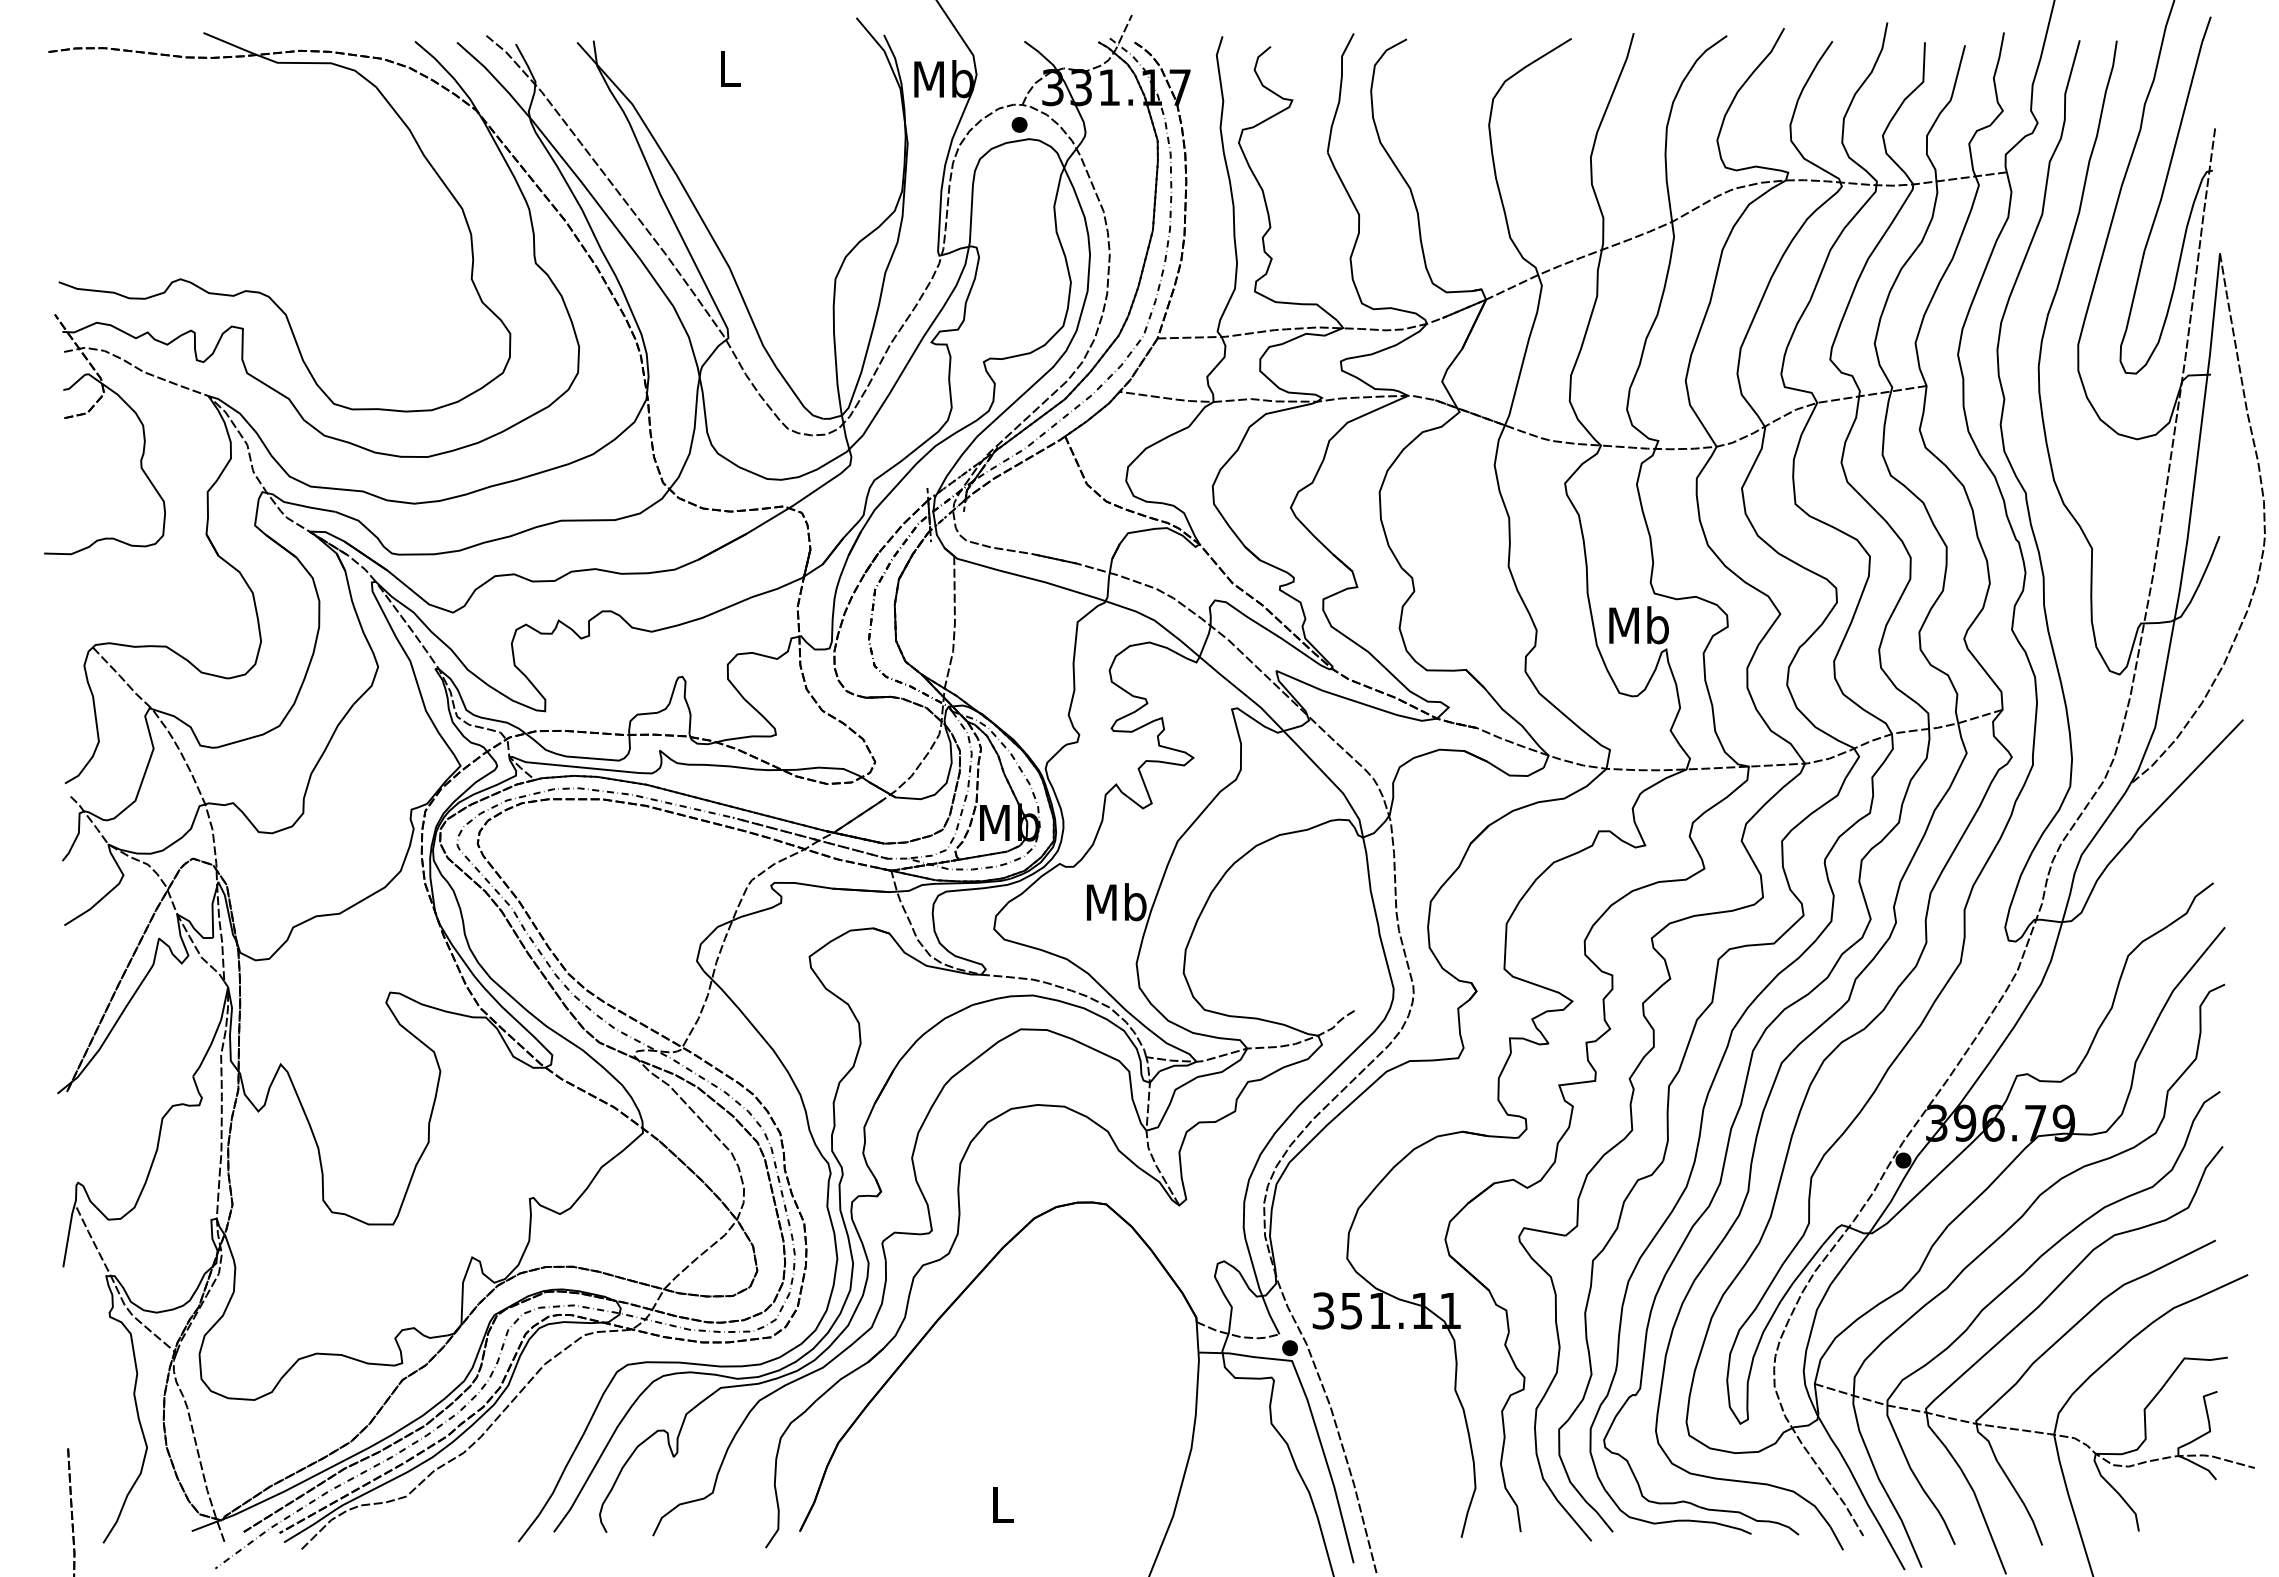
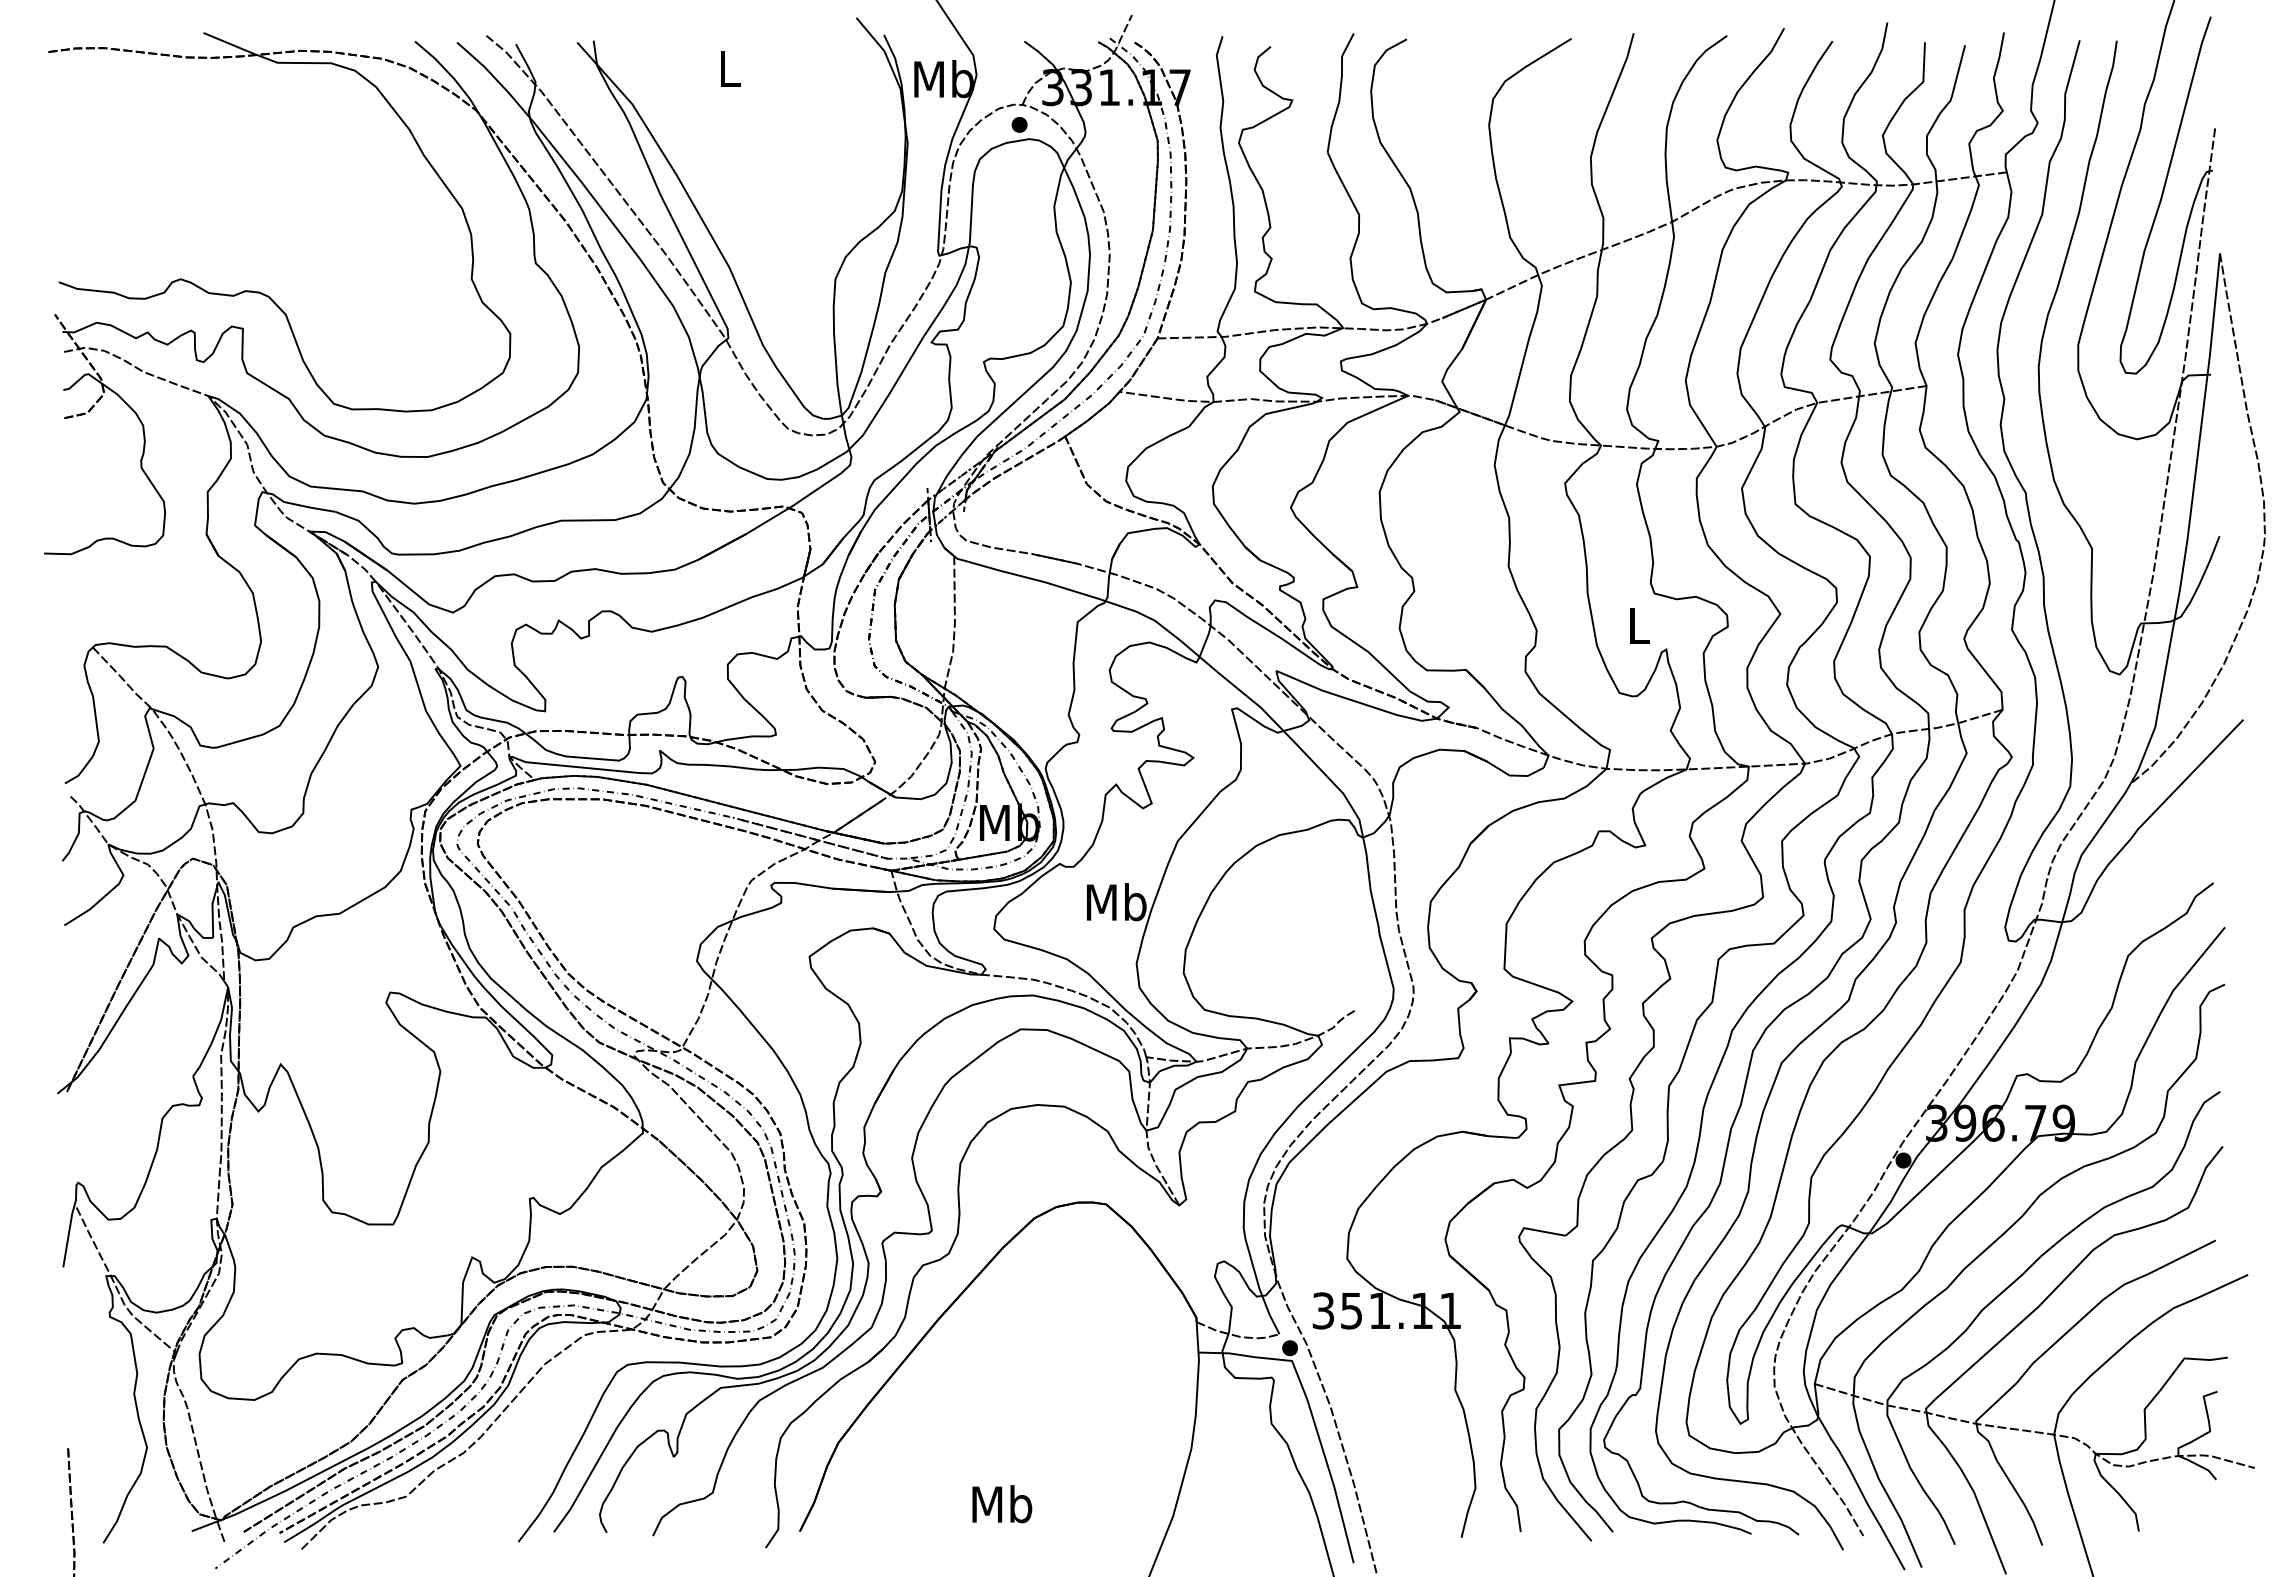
text: Mb -> L (1638, 625)
text: L -> Mb (1002, 1504)
